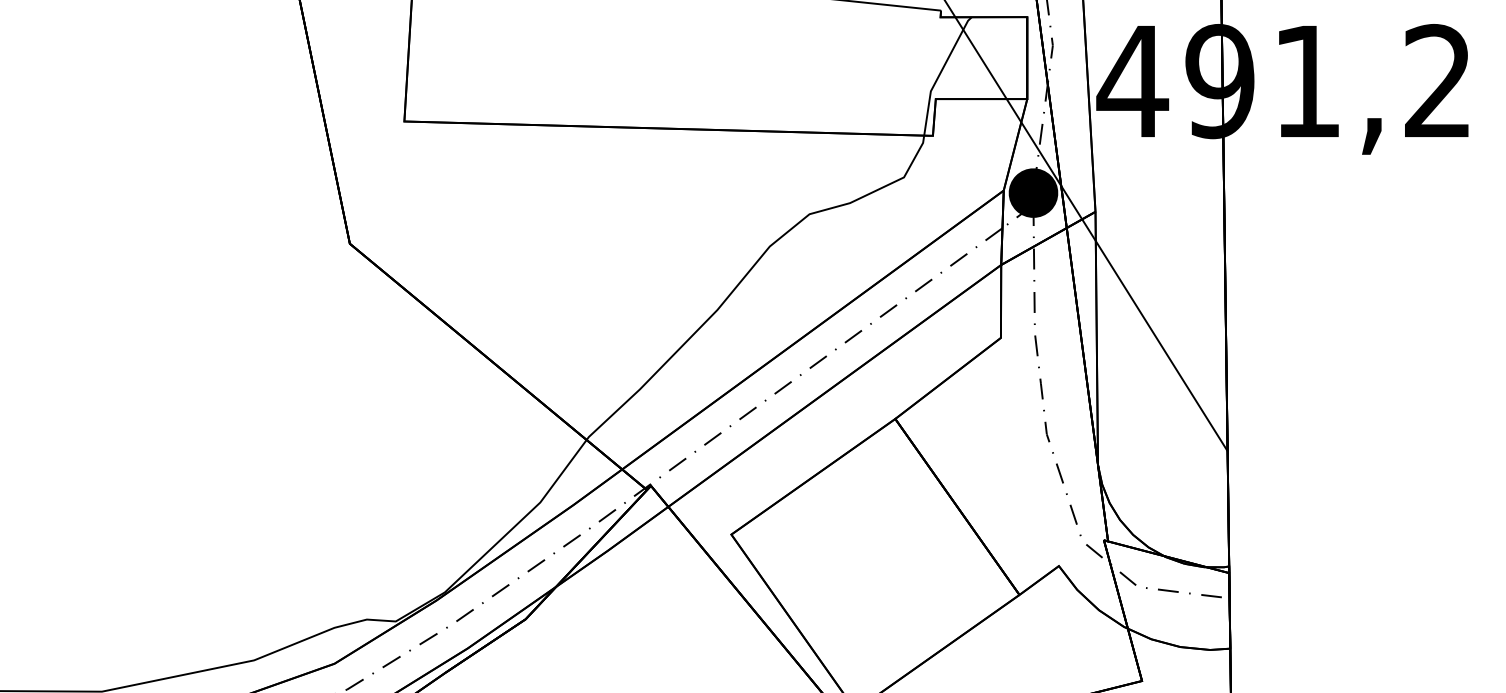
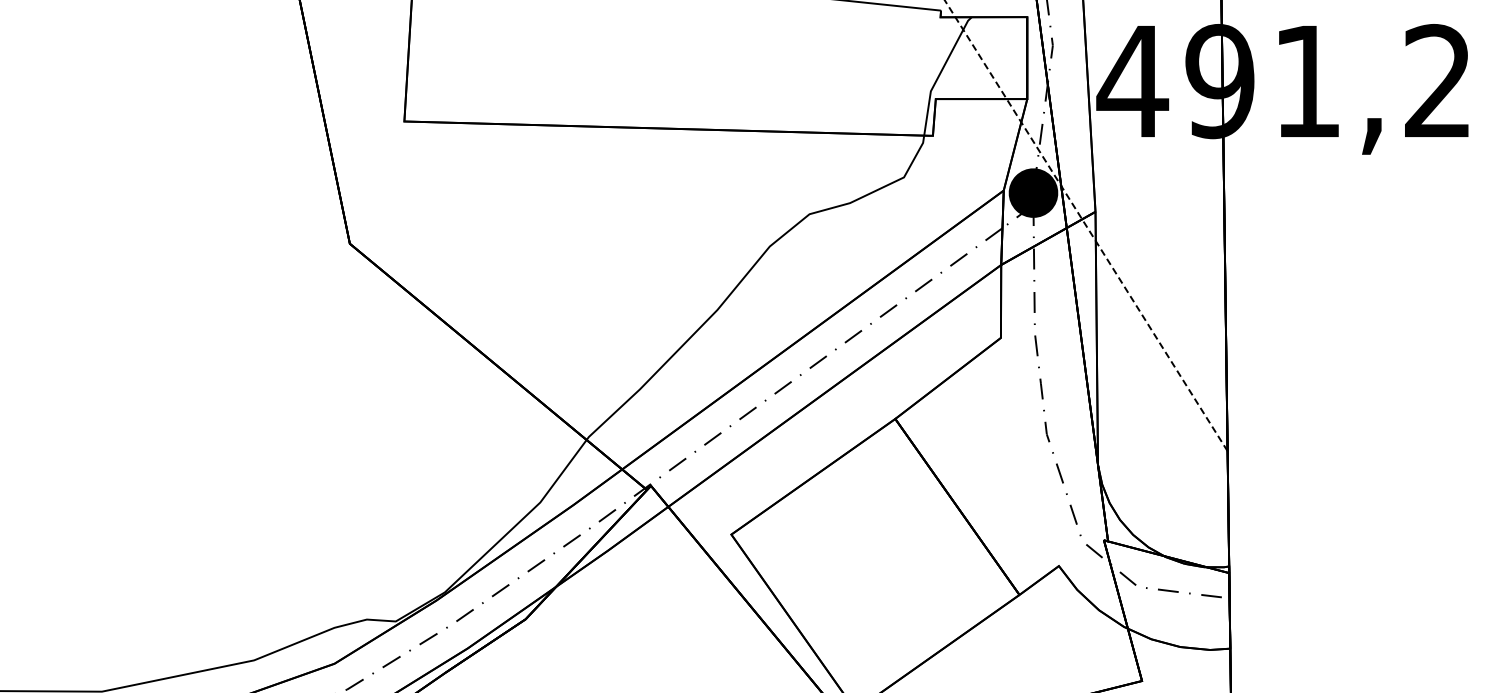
line: solid -> dashed (1086, 225)
